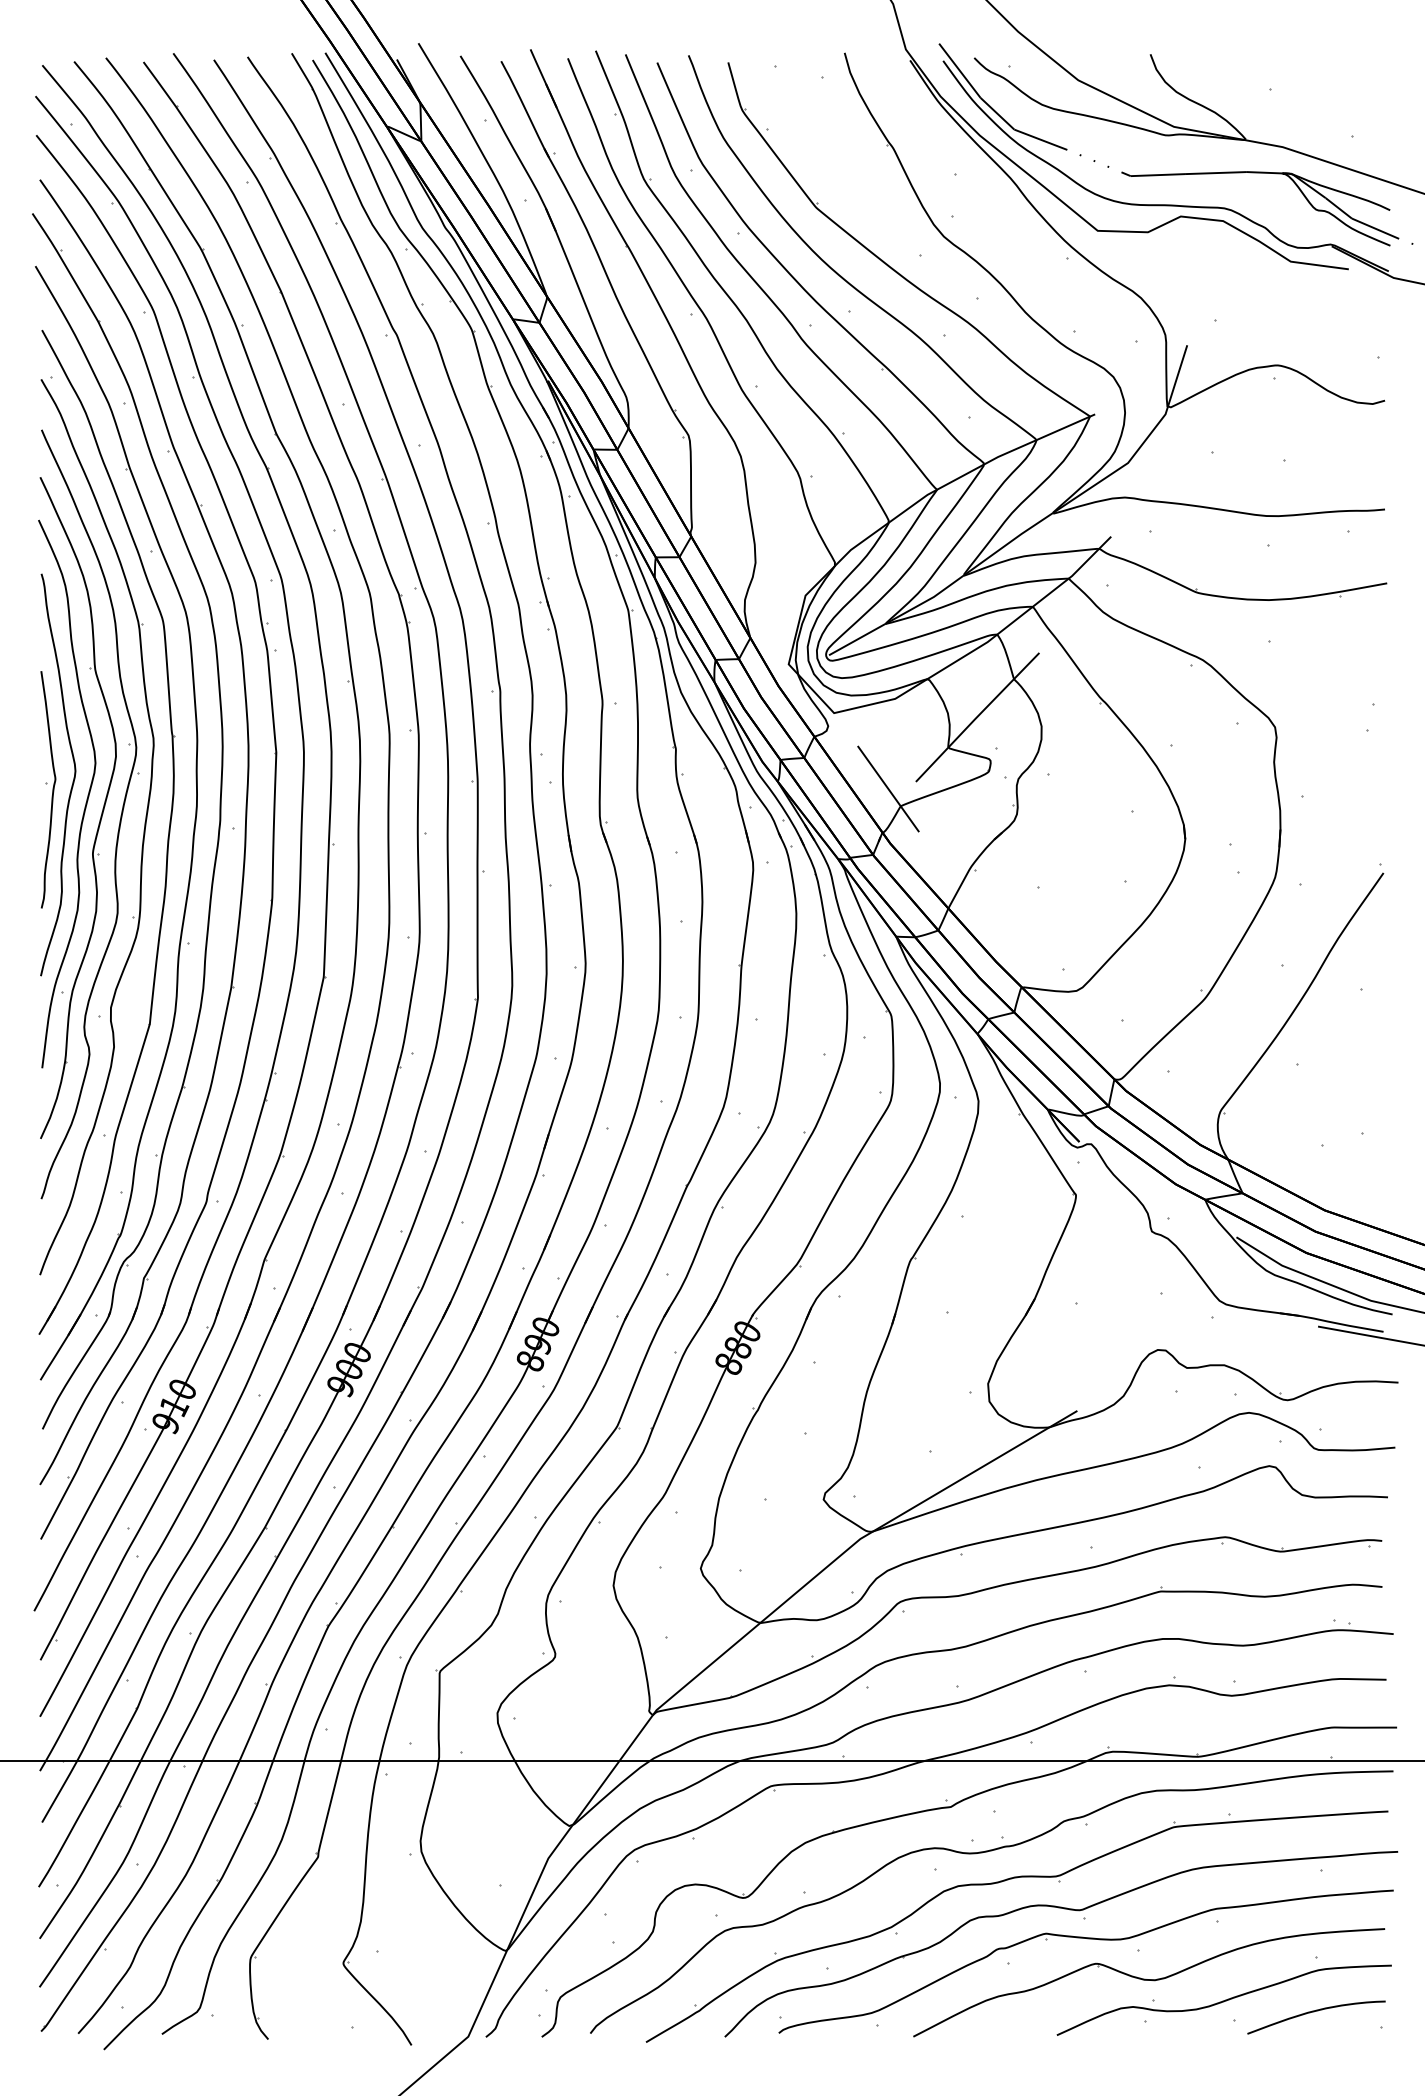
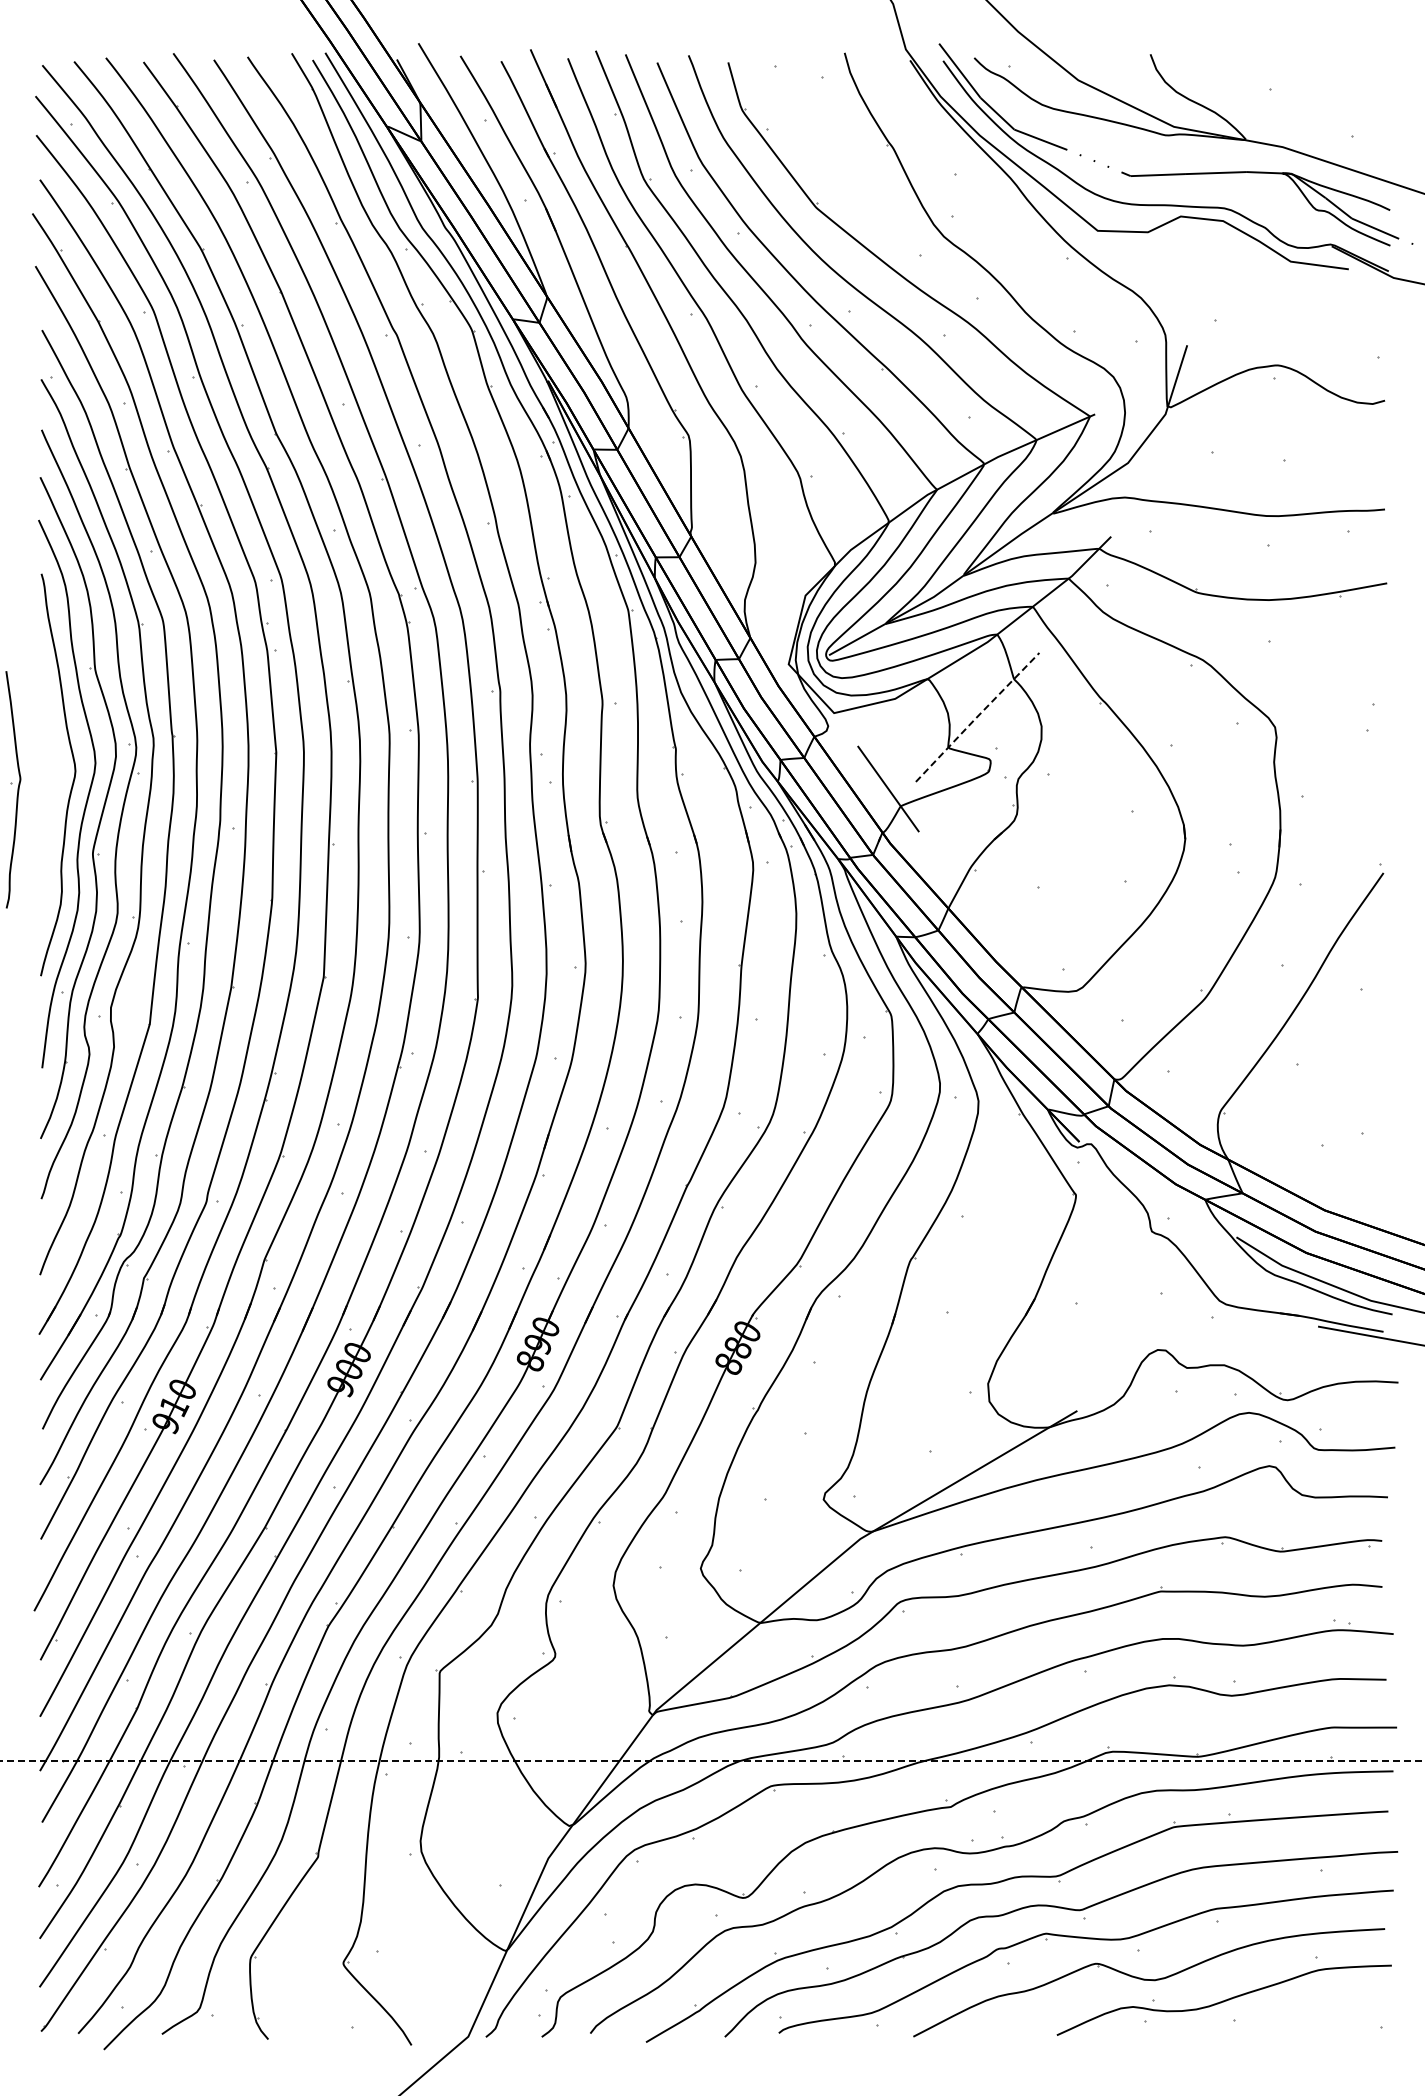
line: solid -> dashed (977, 716)
part position: (48, 789) -> (13, 789) (13, 789)
line: solid -> dashed (713, 1761)
curve: present -> none (1314, 2012)
